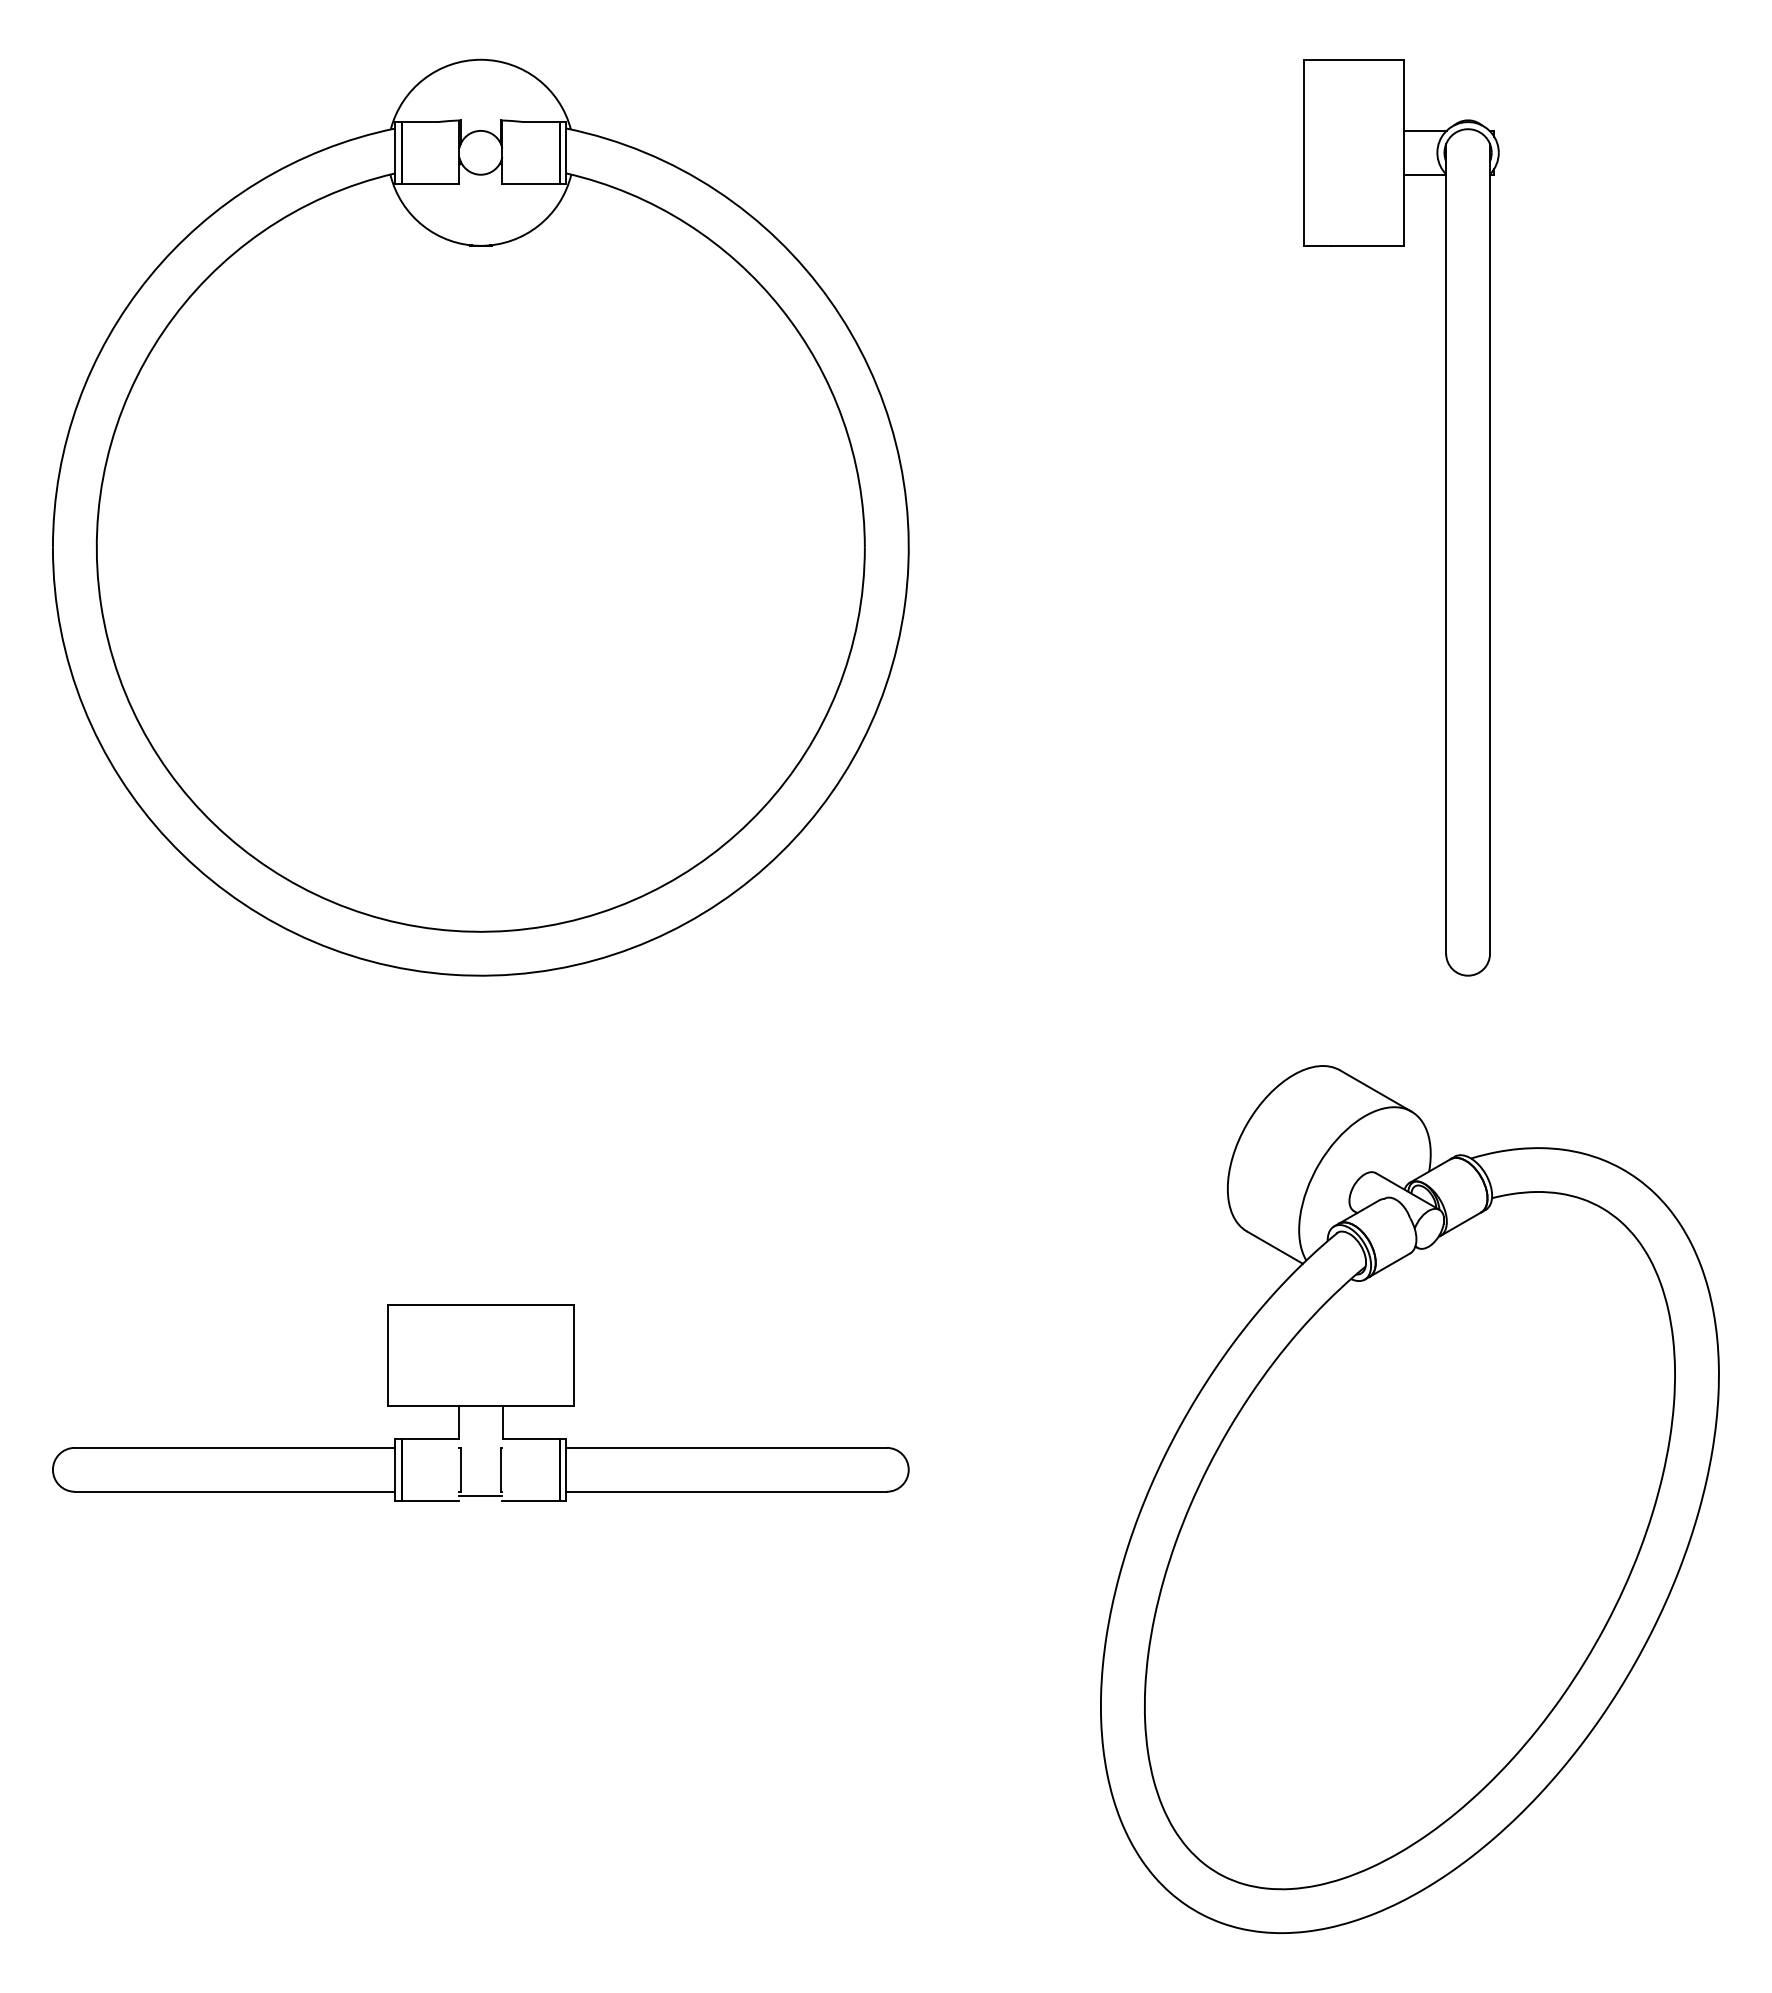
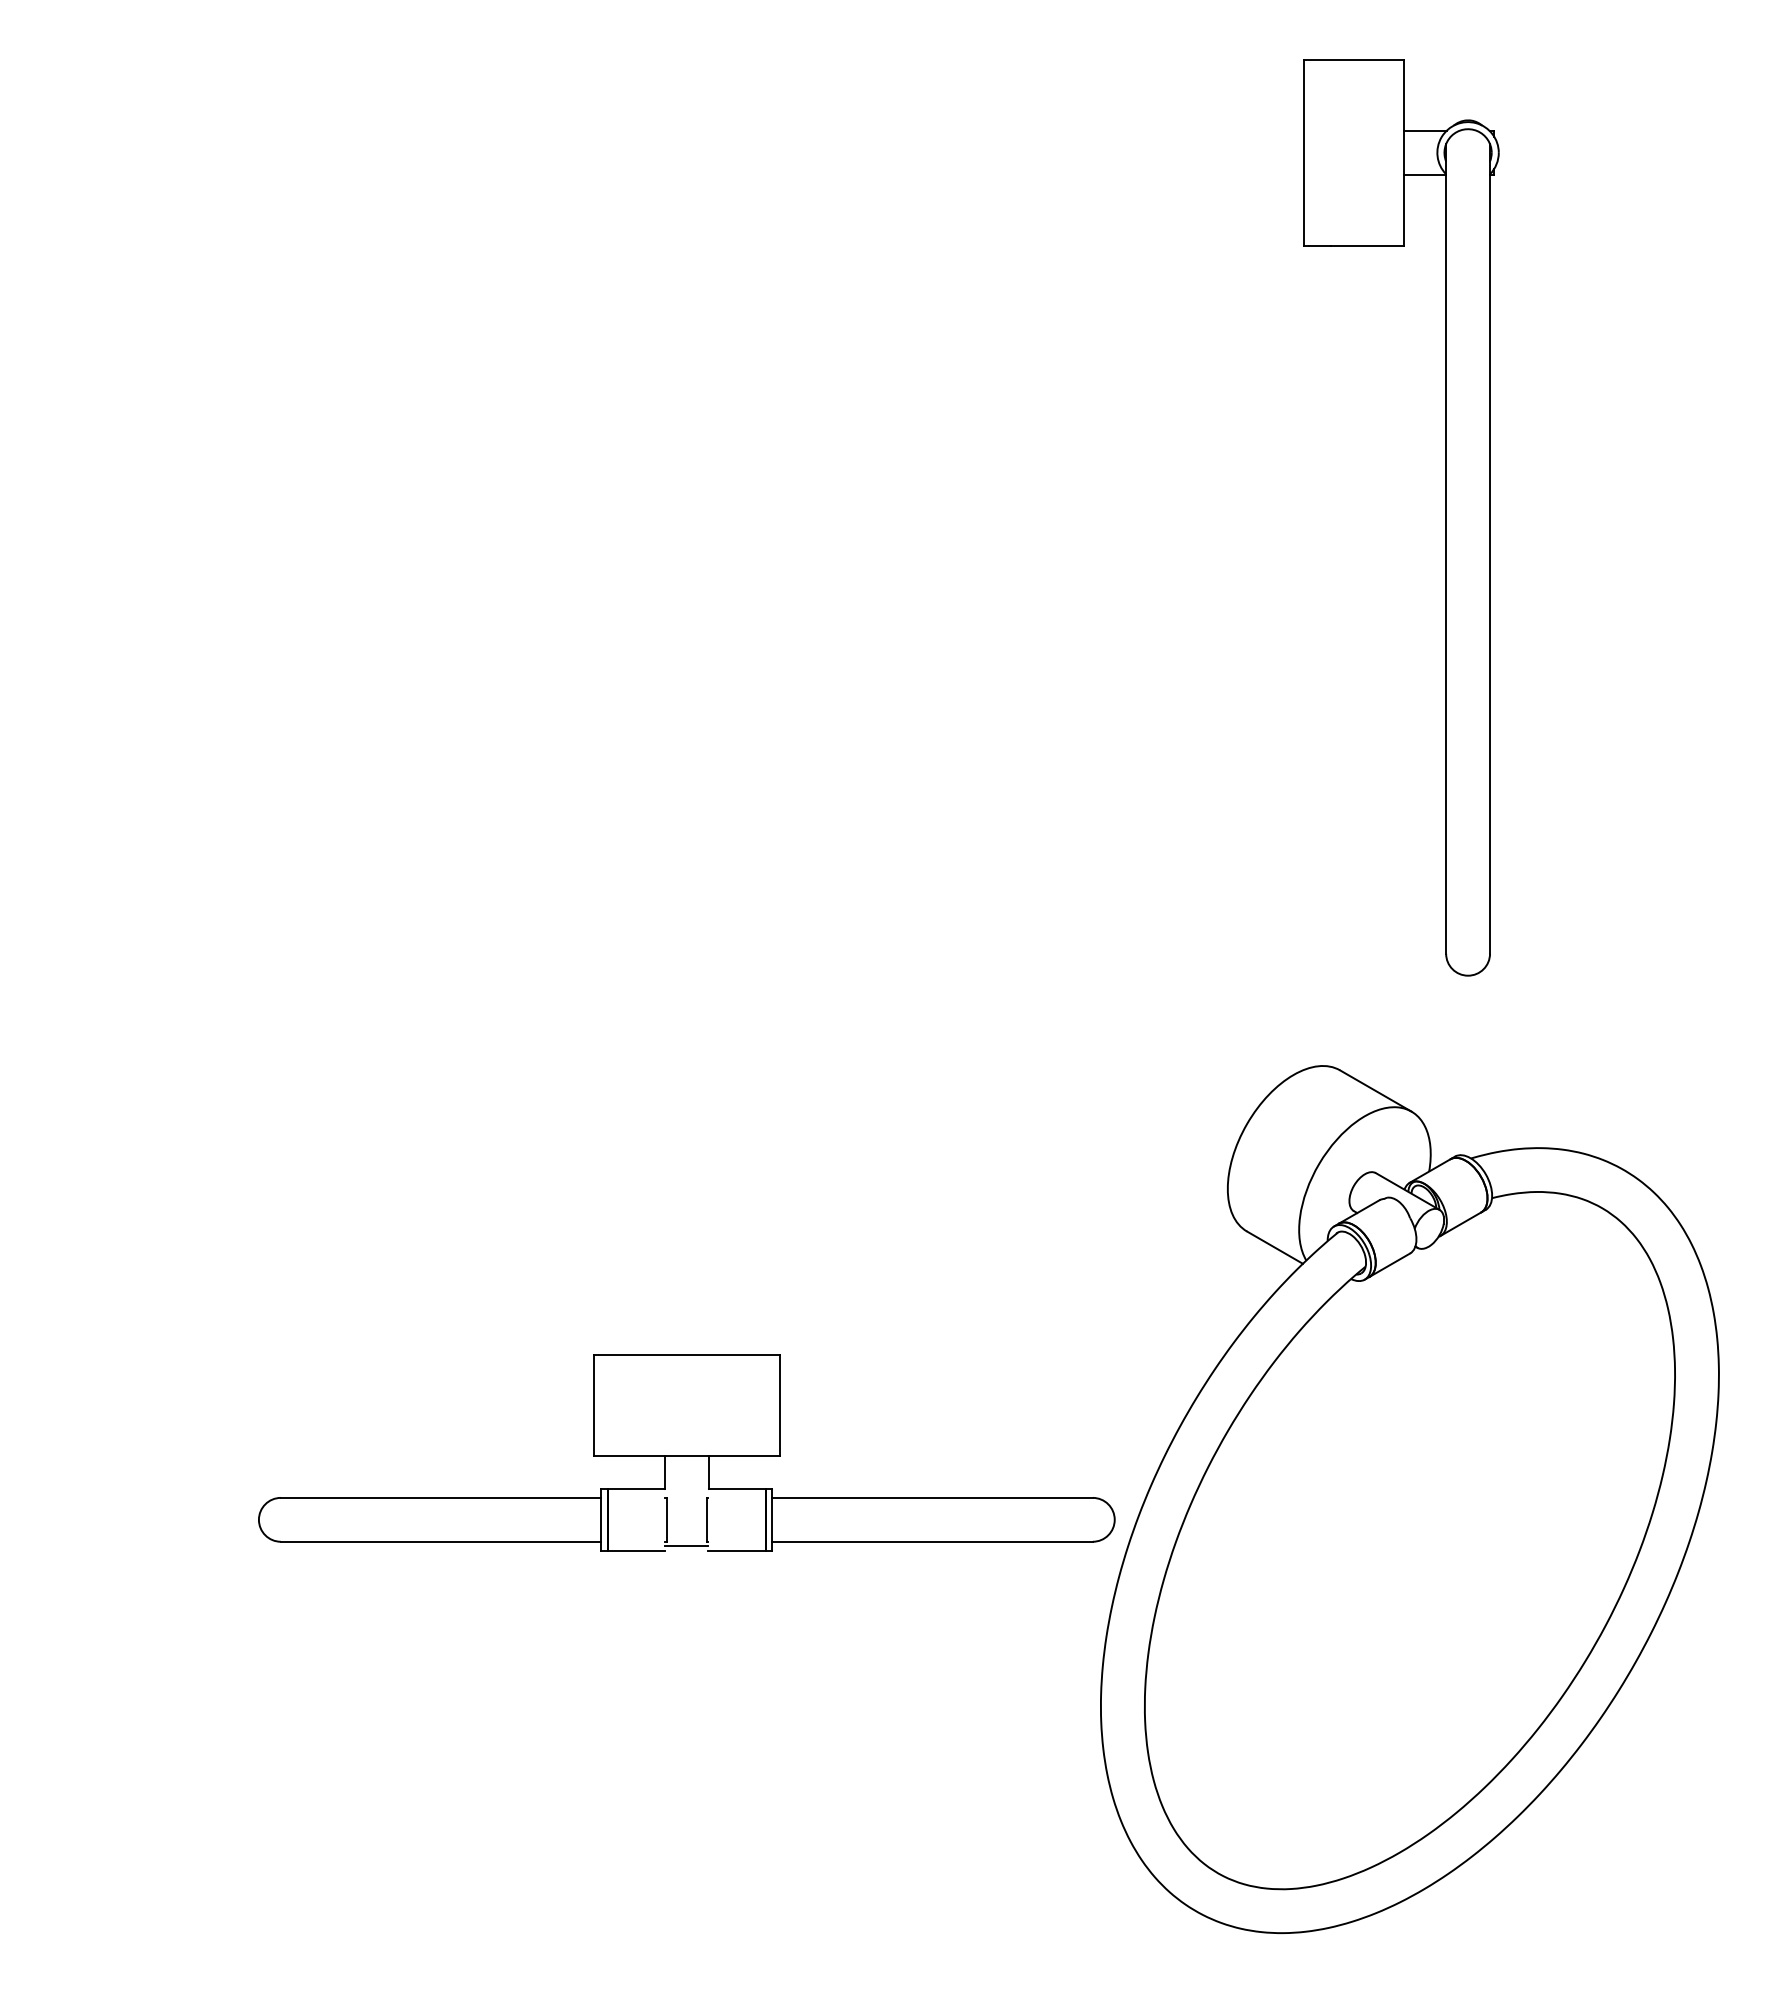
part: present -> none (480, 517)
part position: (480, 1402) -> (686, 1452) (686, 1452)
